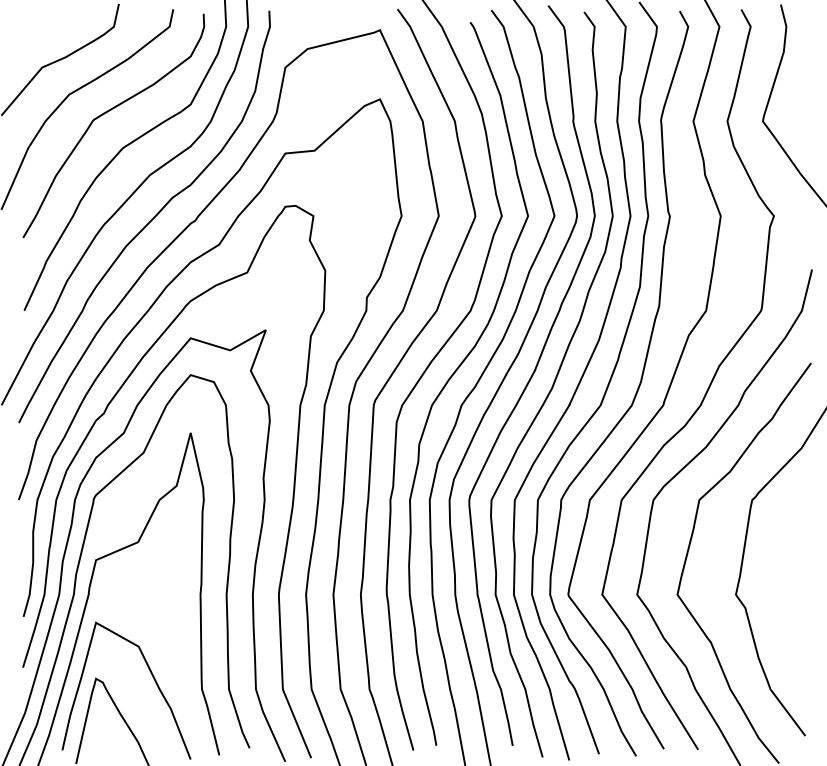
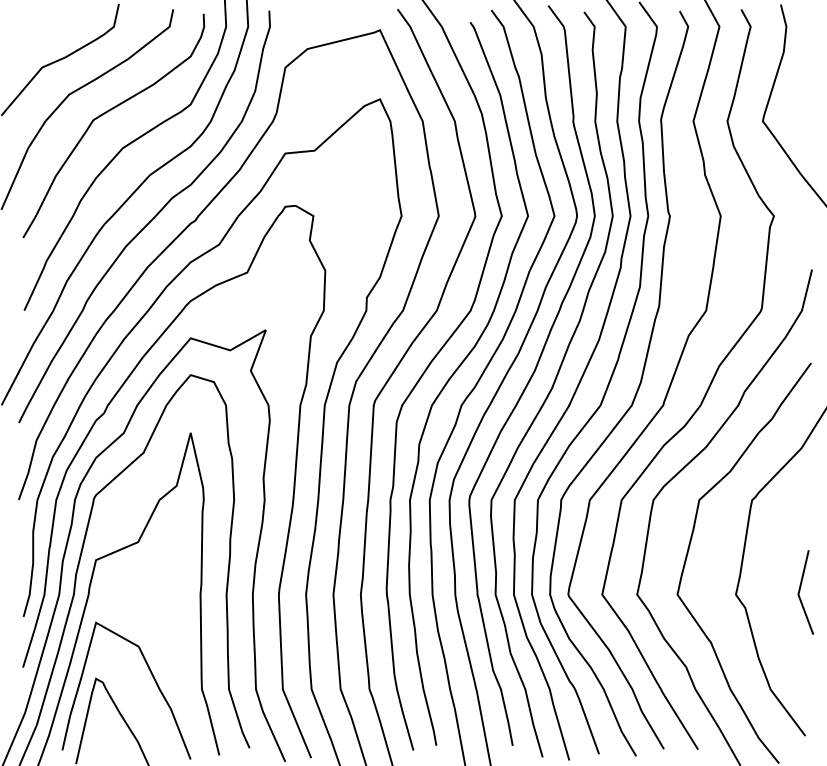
line: none -> present (800, 591)
